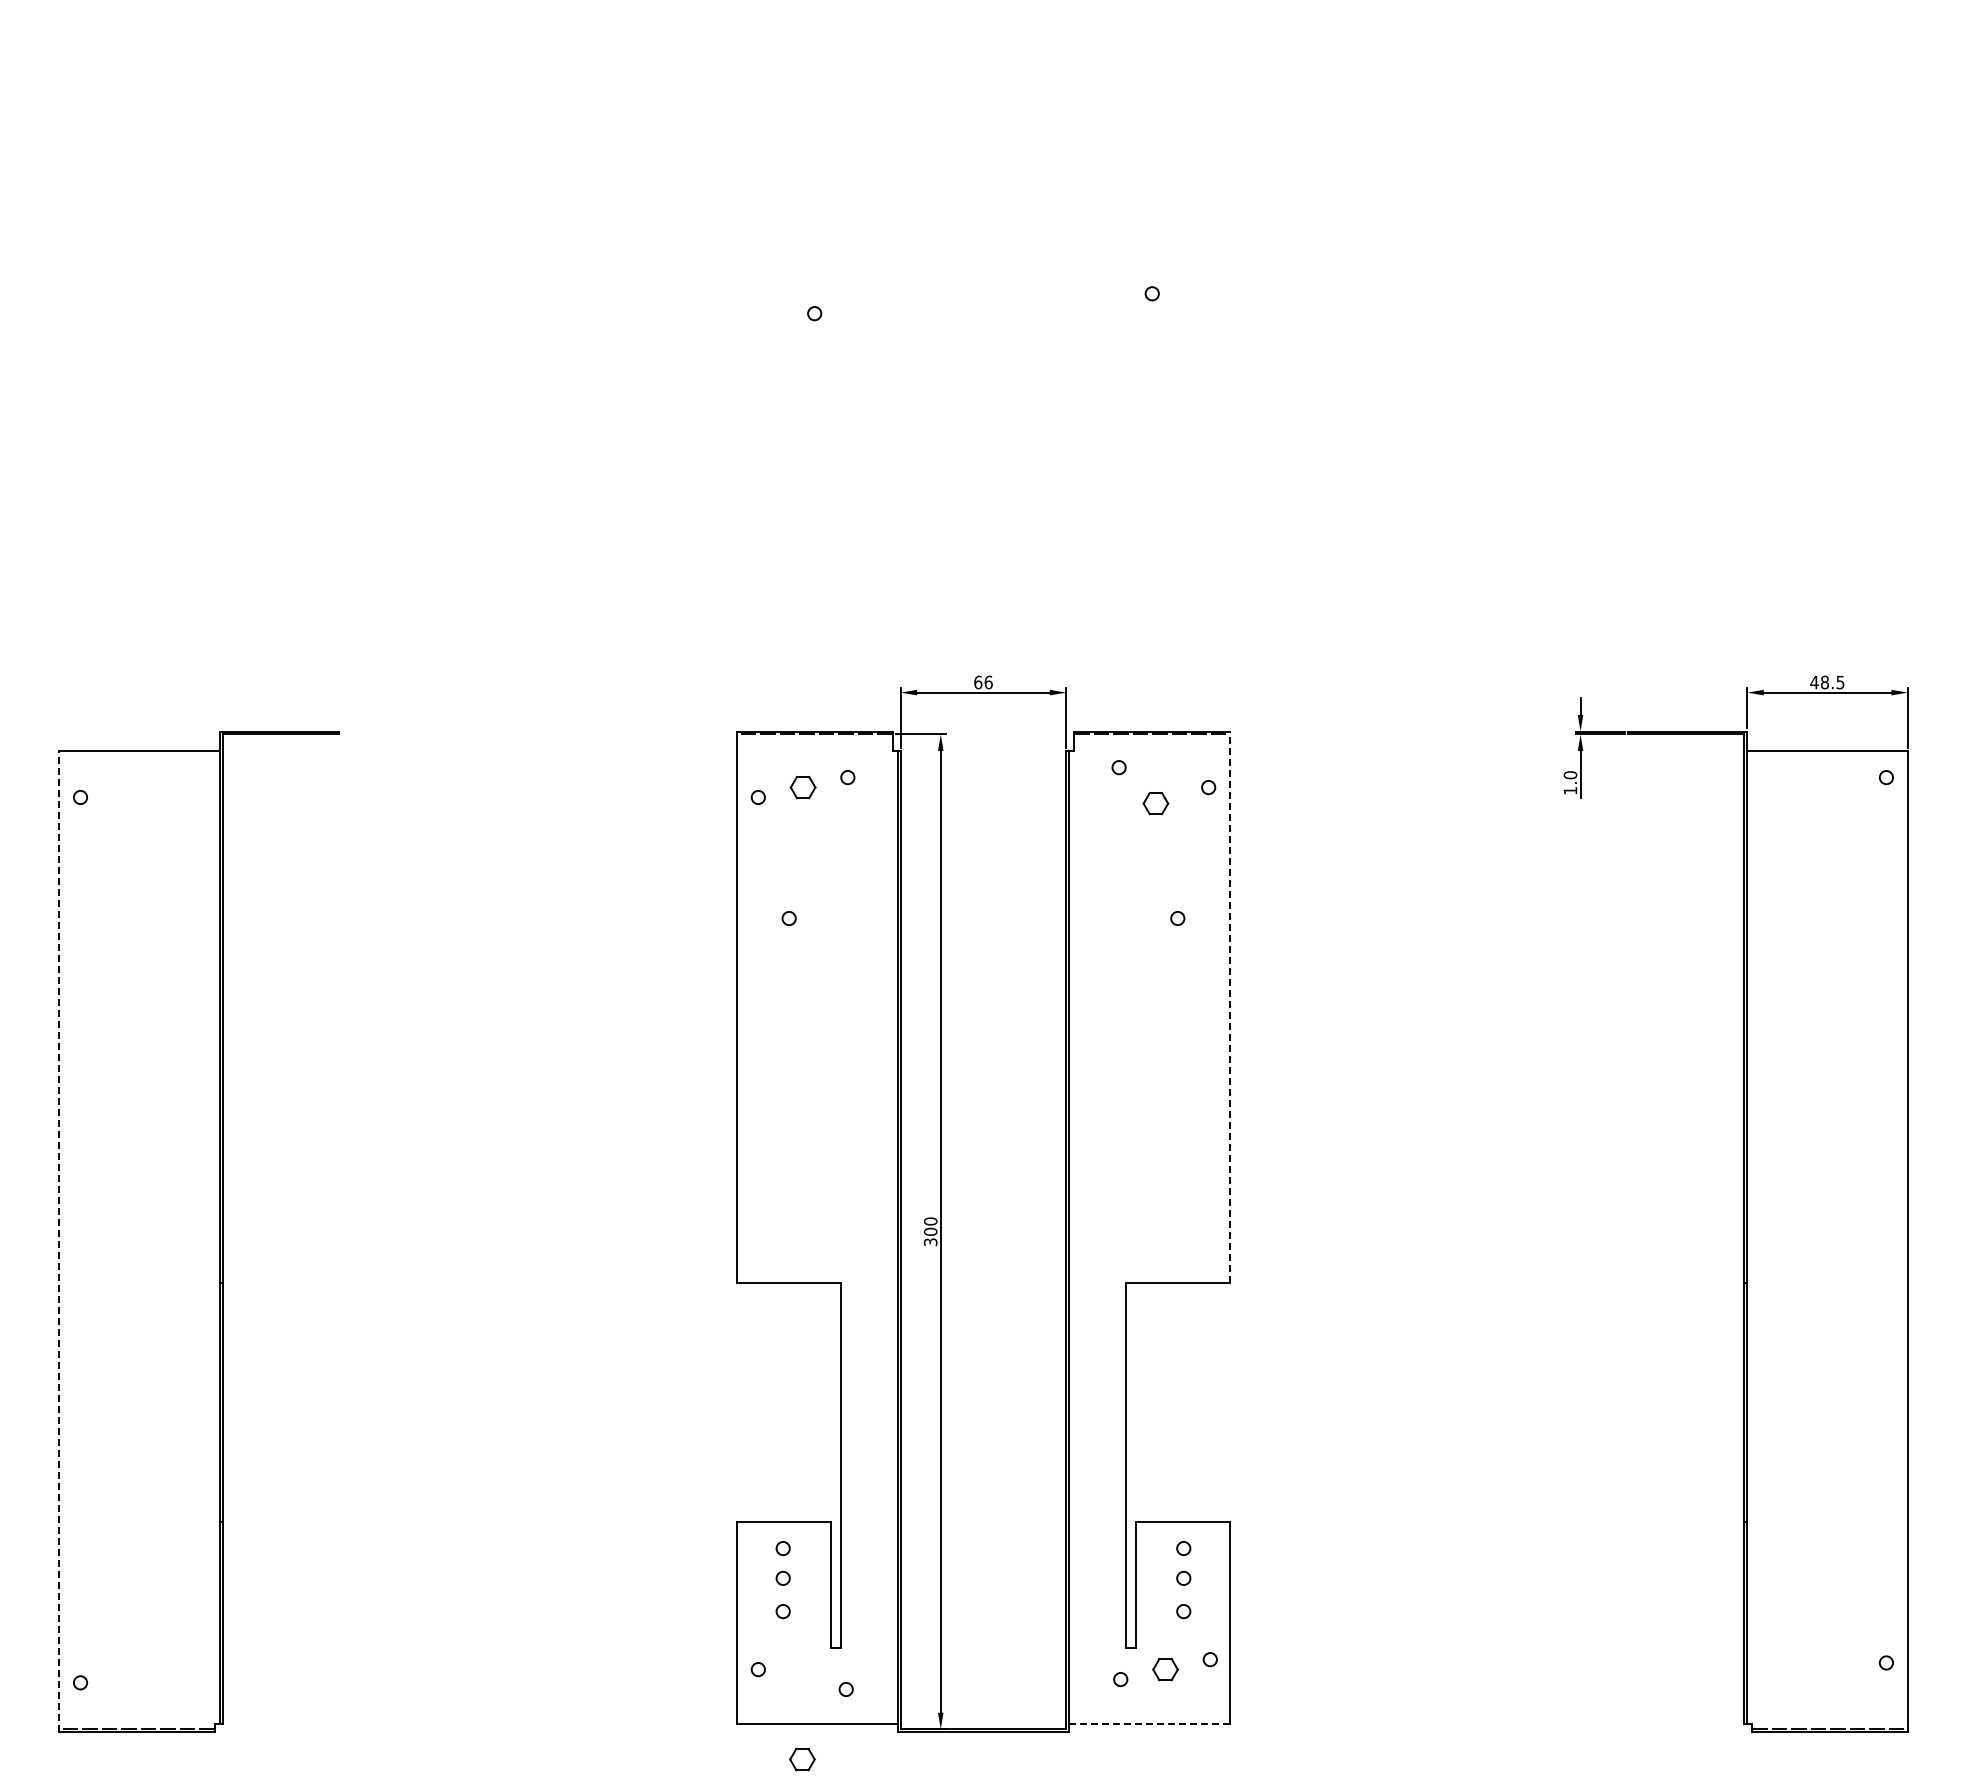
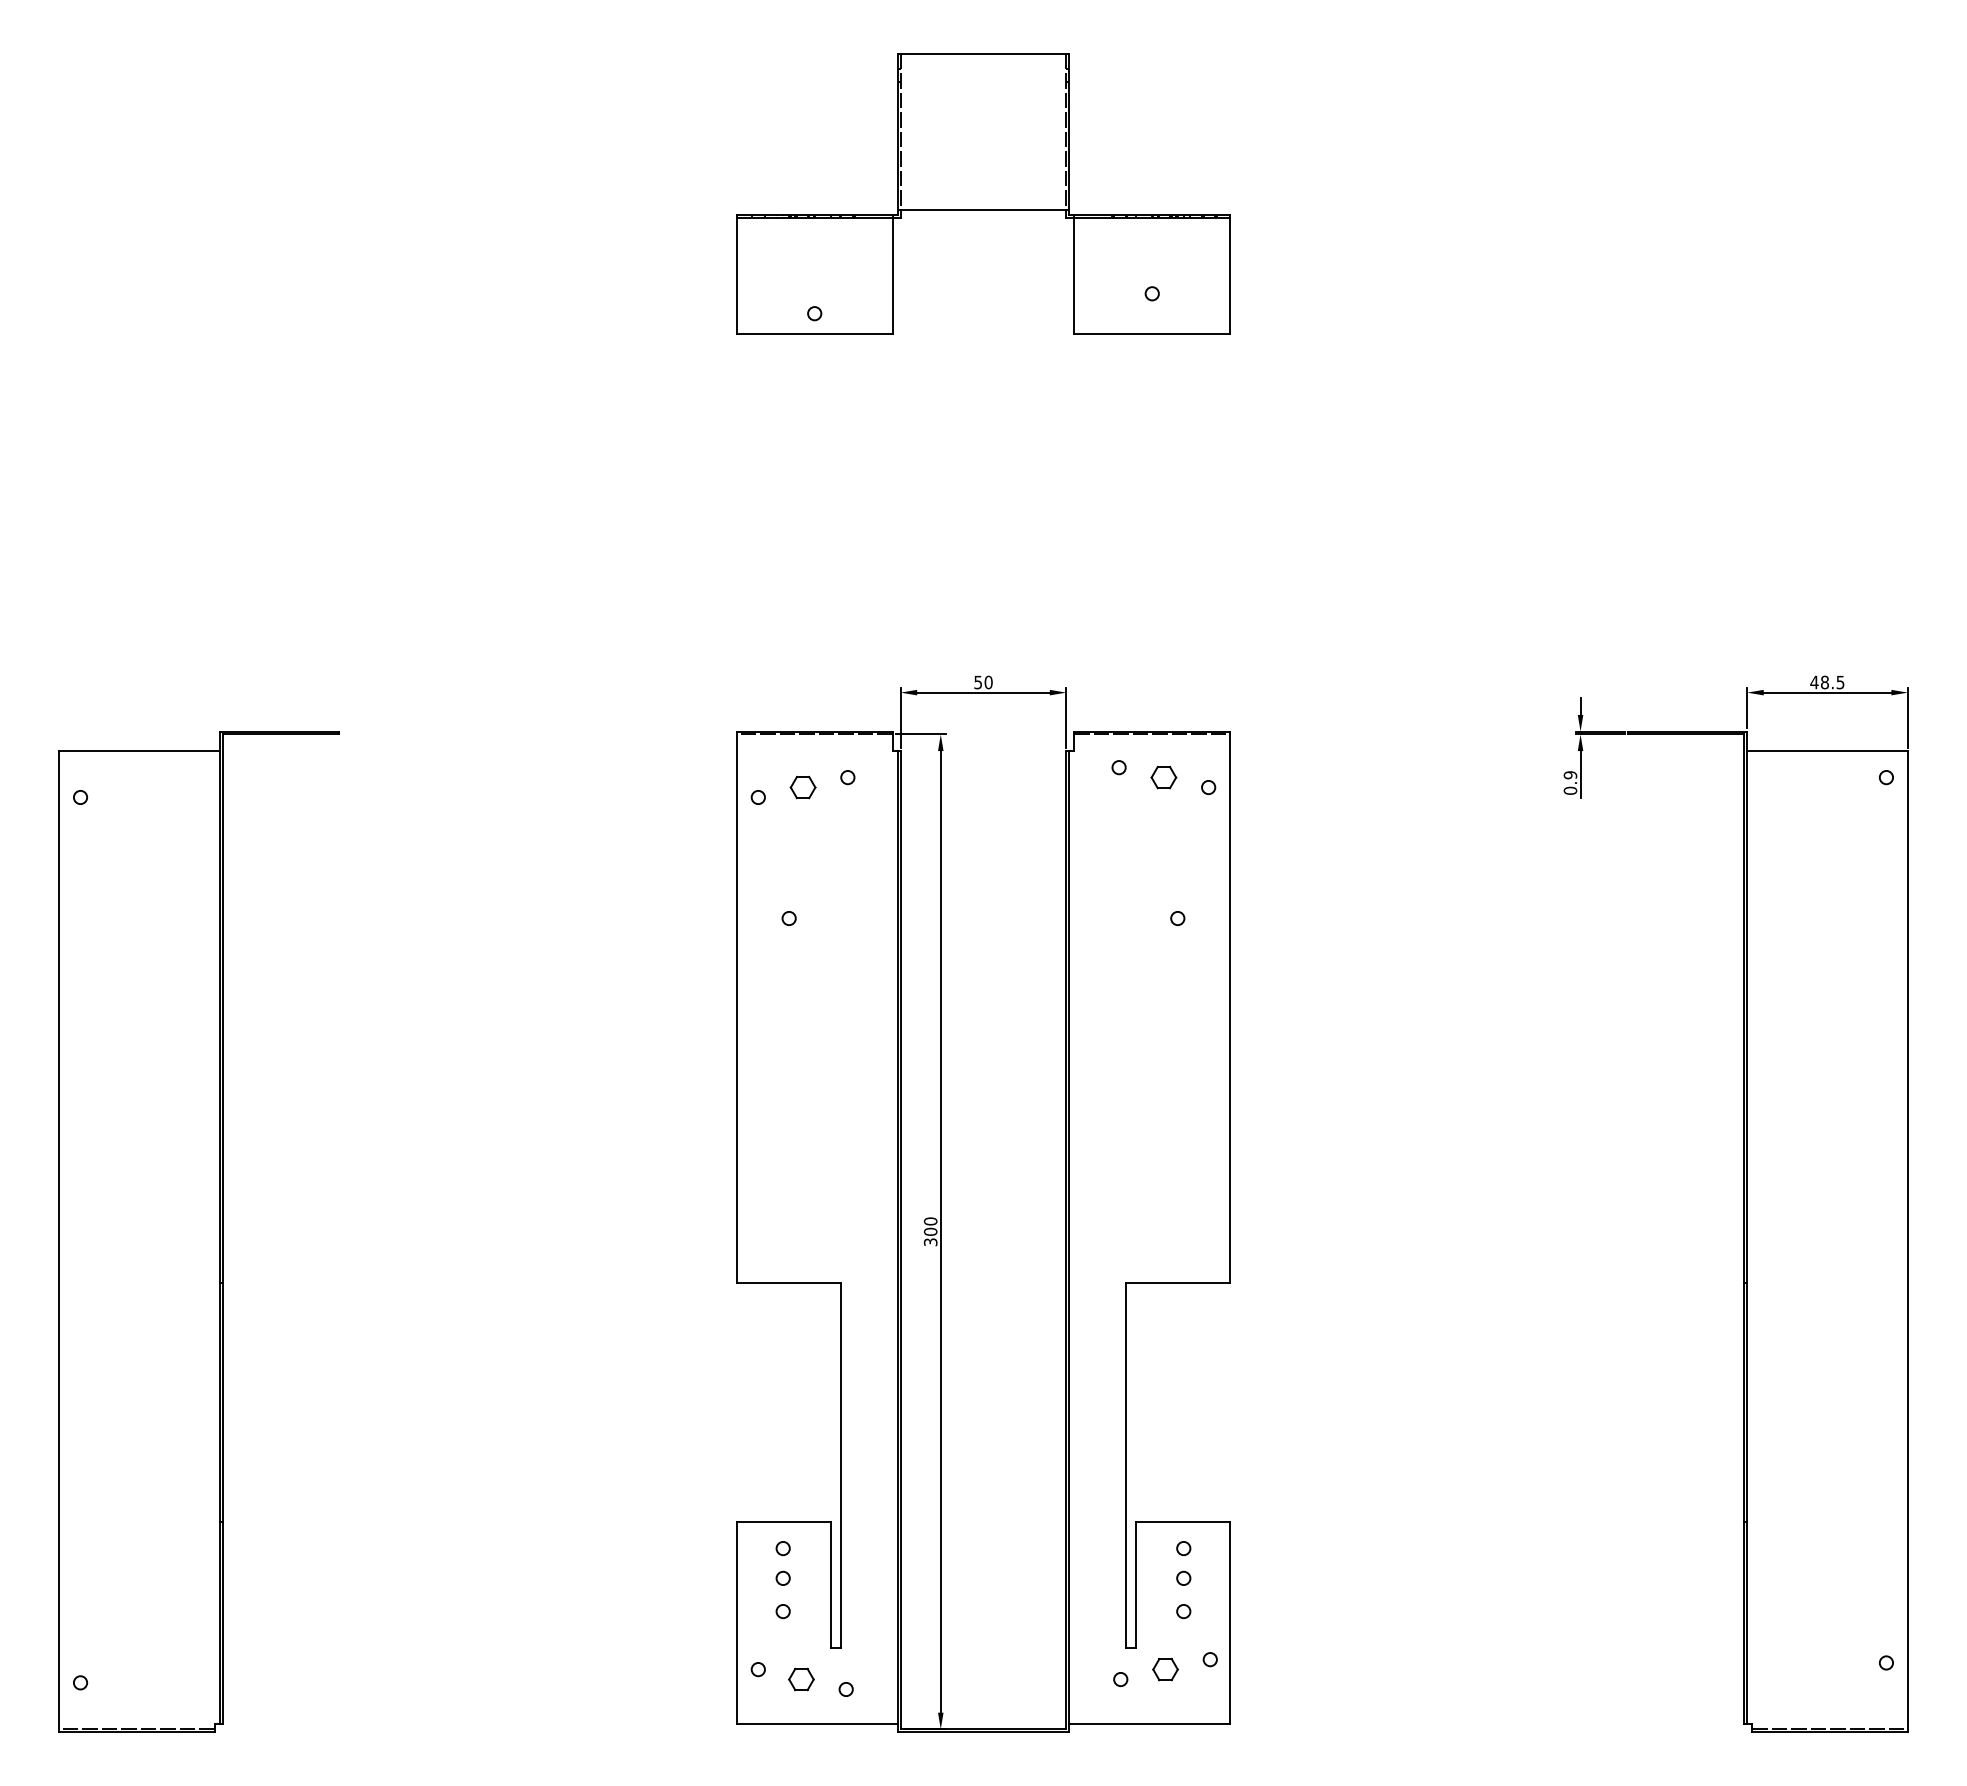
part: none -> present (983, 193)
text: 66 -> 50 (983, 682)
text: 1.0 -> 0.9 (1570, 782)
part position: (1155, 803) -> (1163, 777) (1163, 777)
line: dashed -> solid (1230, 1007)
line: dashed -> solid (59, 1241)
line: dashed -> solid (1150, 1724)
part position: (802, 1759) -> (801, 1679) (801, 1679)
